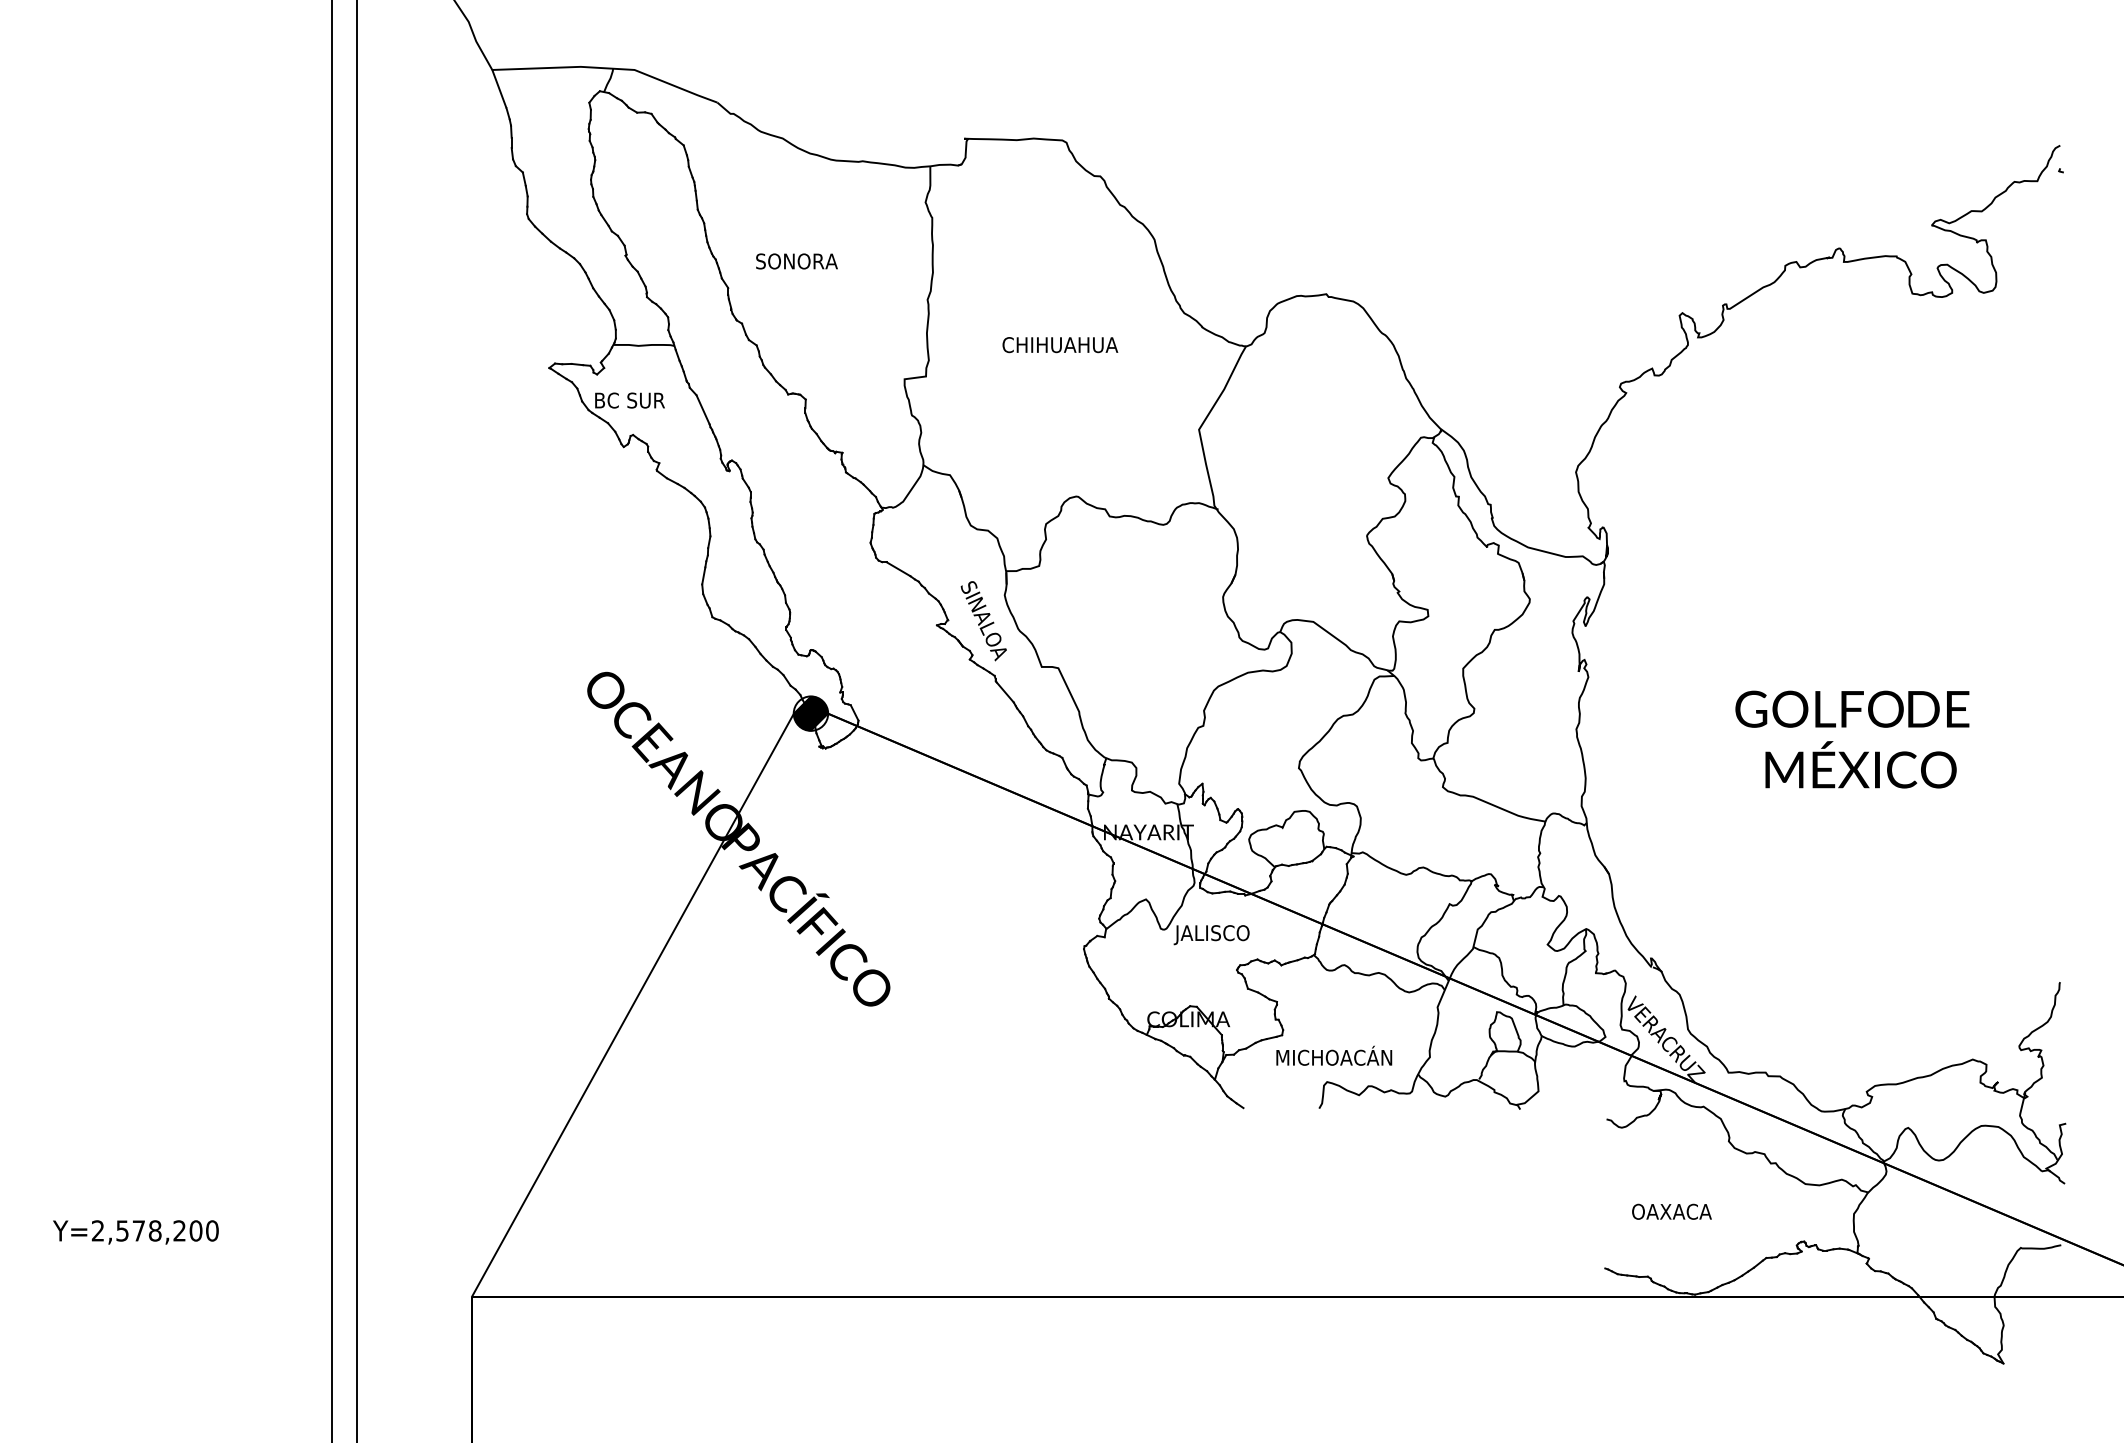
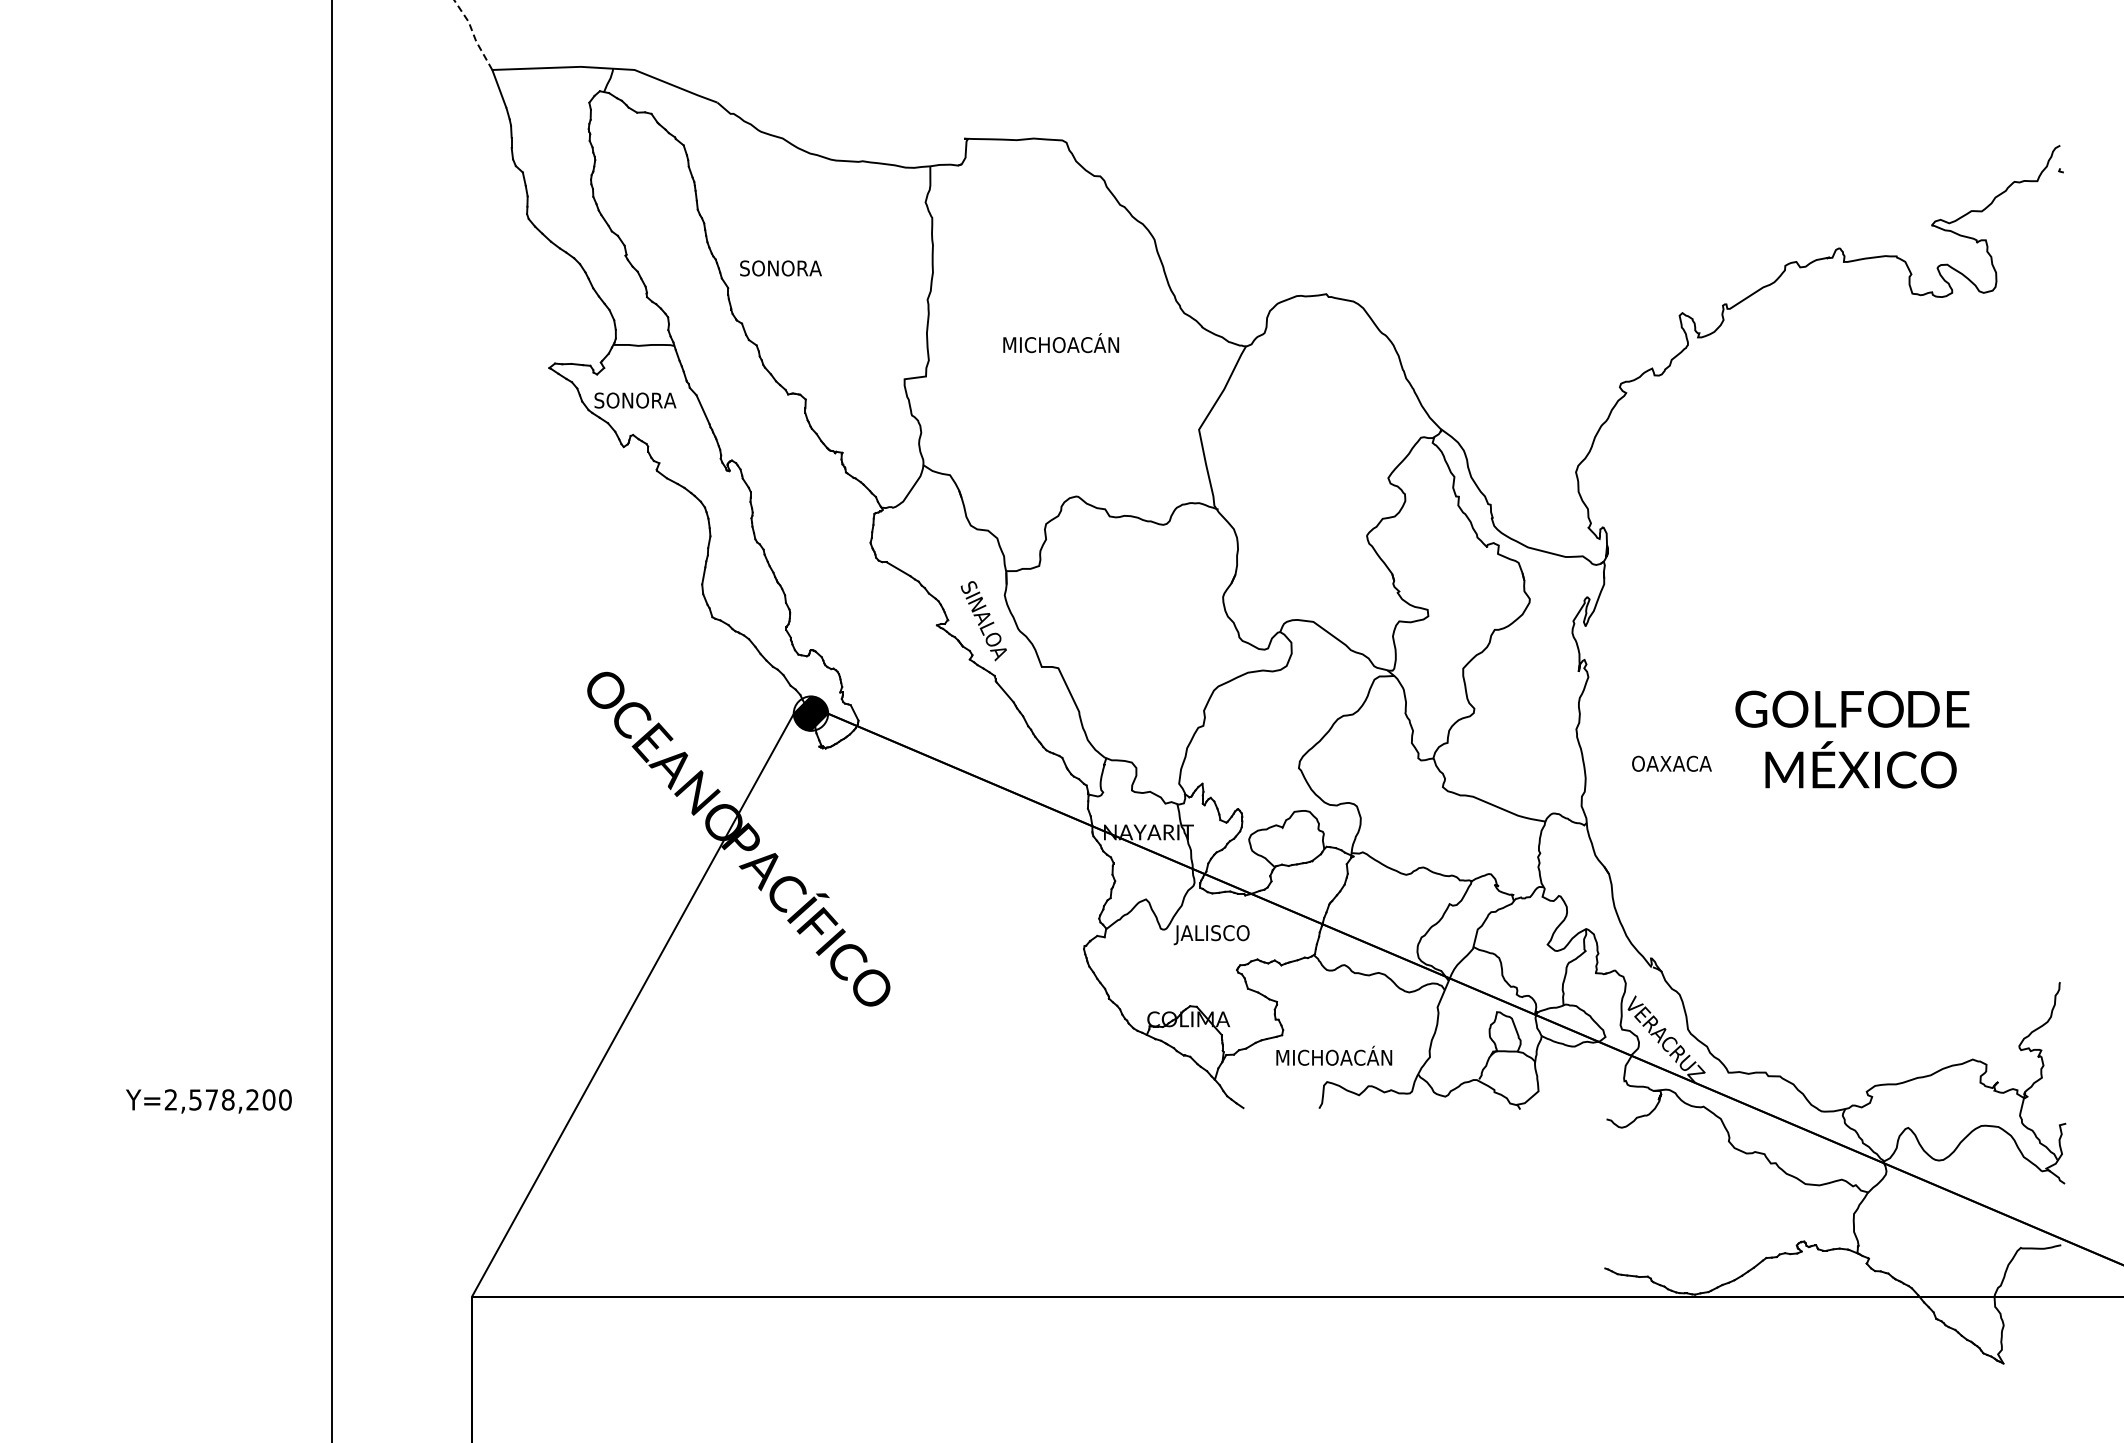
line: solid -> dashed (473, 34)
text position: (796, 261) -> (780, 268) (780, 268)
text: CHIHUAHUA -> MICHOACÁN (1060, 343)
text: BC SUR -> SONORA (635, 400)
line: present -> none (356, 720)
text position: (1671, 1211) -> (1671, 763) (1671, 763)
text position: (135, 1232) -> (208, 1101) (208, 1101)
